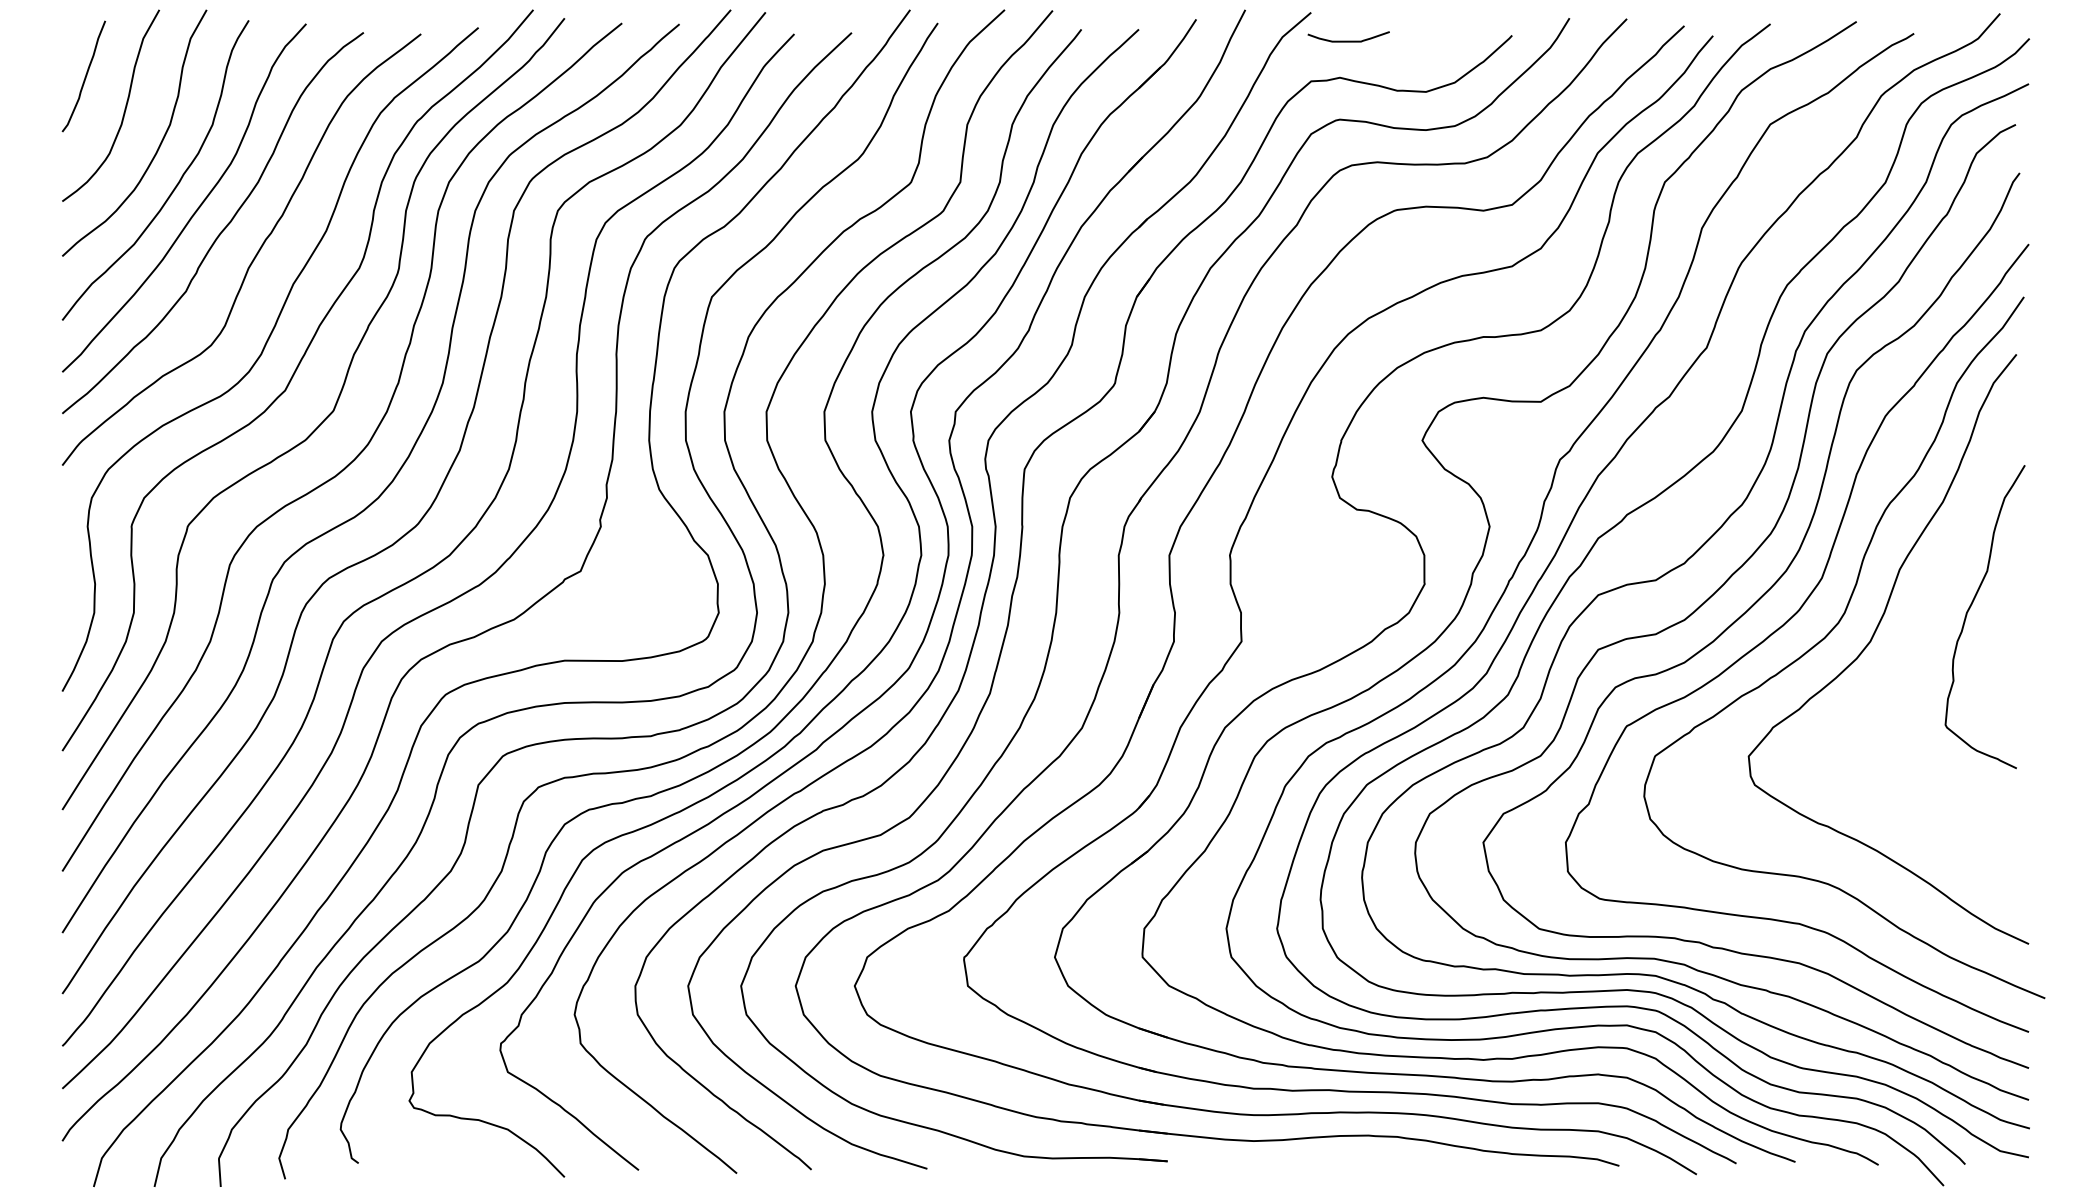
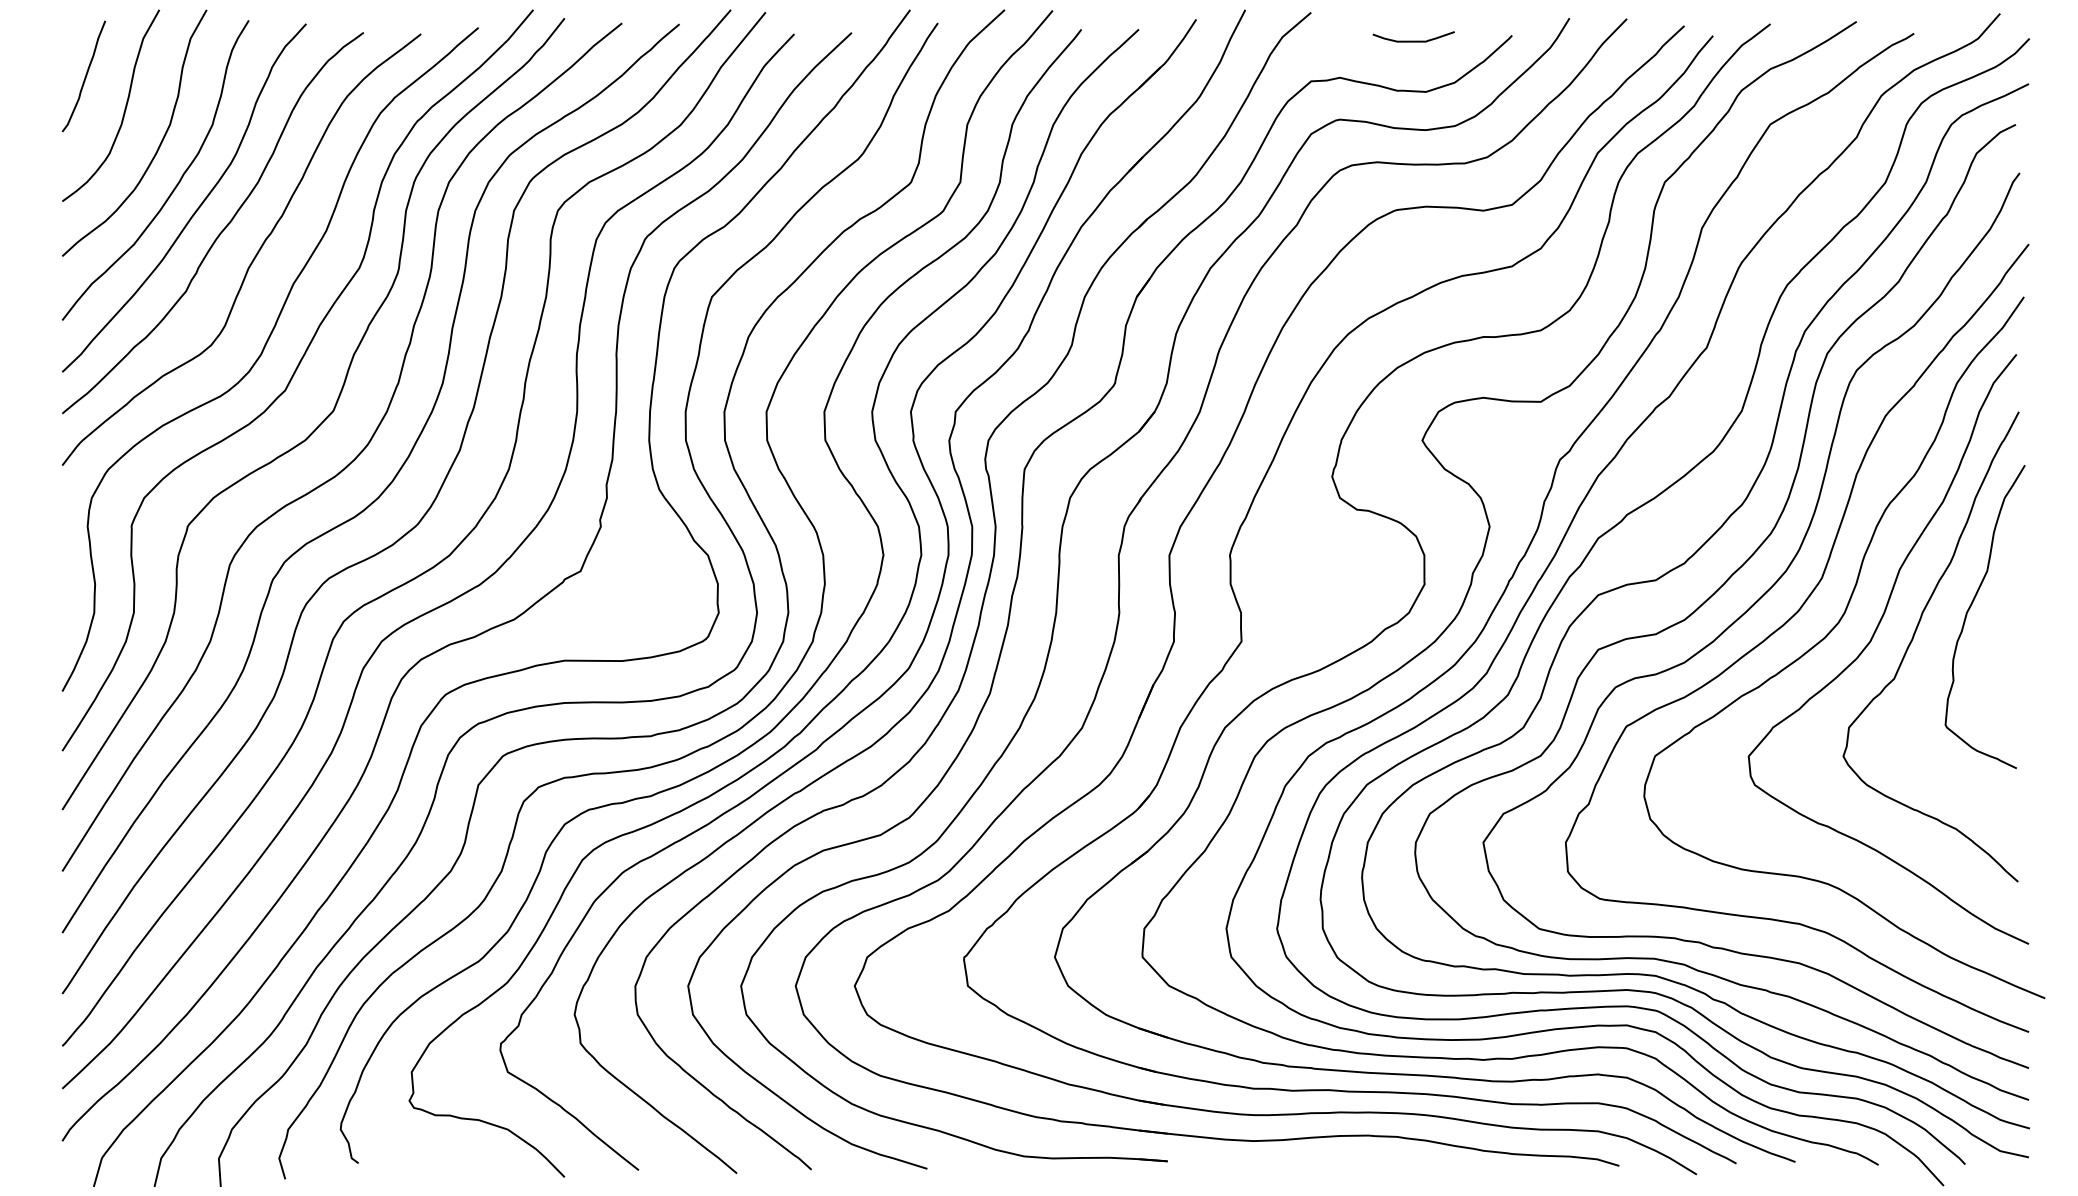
curve position: (1348, 40) -> (1413, 40) (1413, 40)
curve: none -> present (1913, 639)
